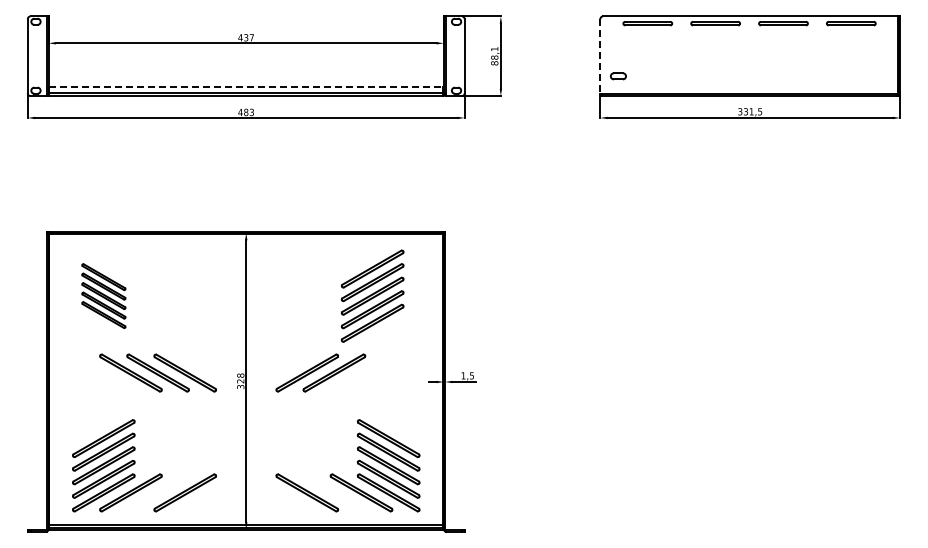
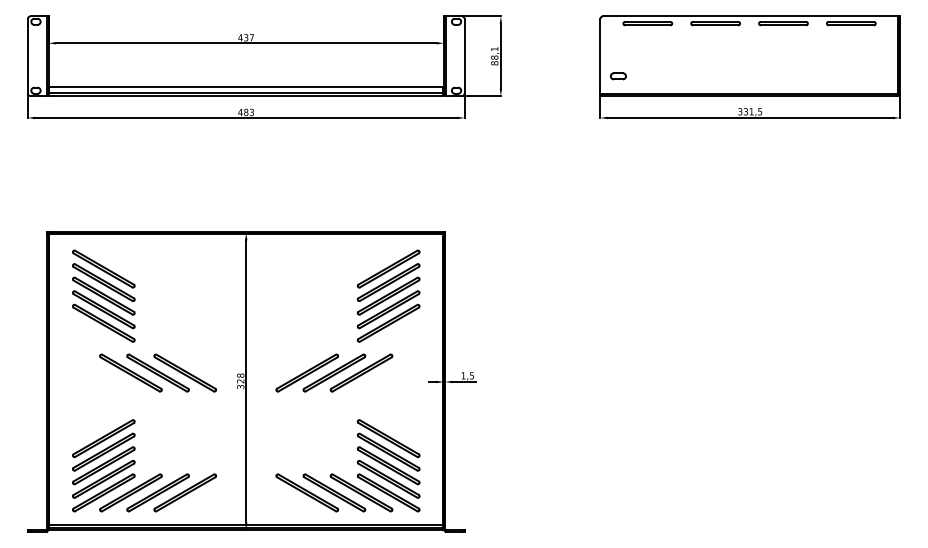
line: dashed -> solid (600, 57)
line: dashed -> solid (246, 87)
part position: (372, 295) -> (388, 295) (388, 295)
part size: 46x67 px -> 64x94 px (103, 295)
part: none -> present (361, 372)
part: none -> present (157, 492)
part: none -> present (334, 492)
